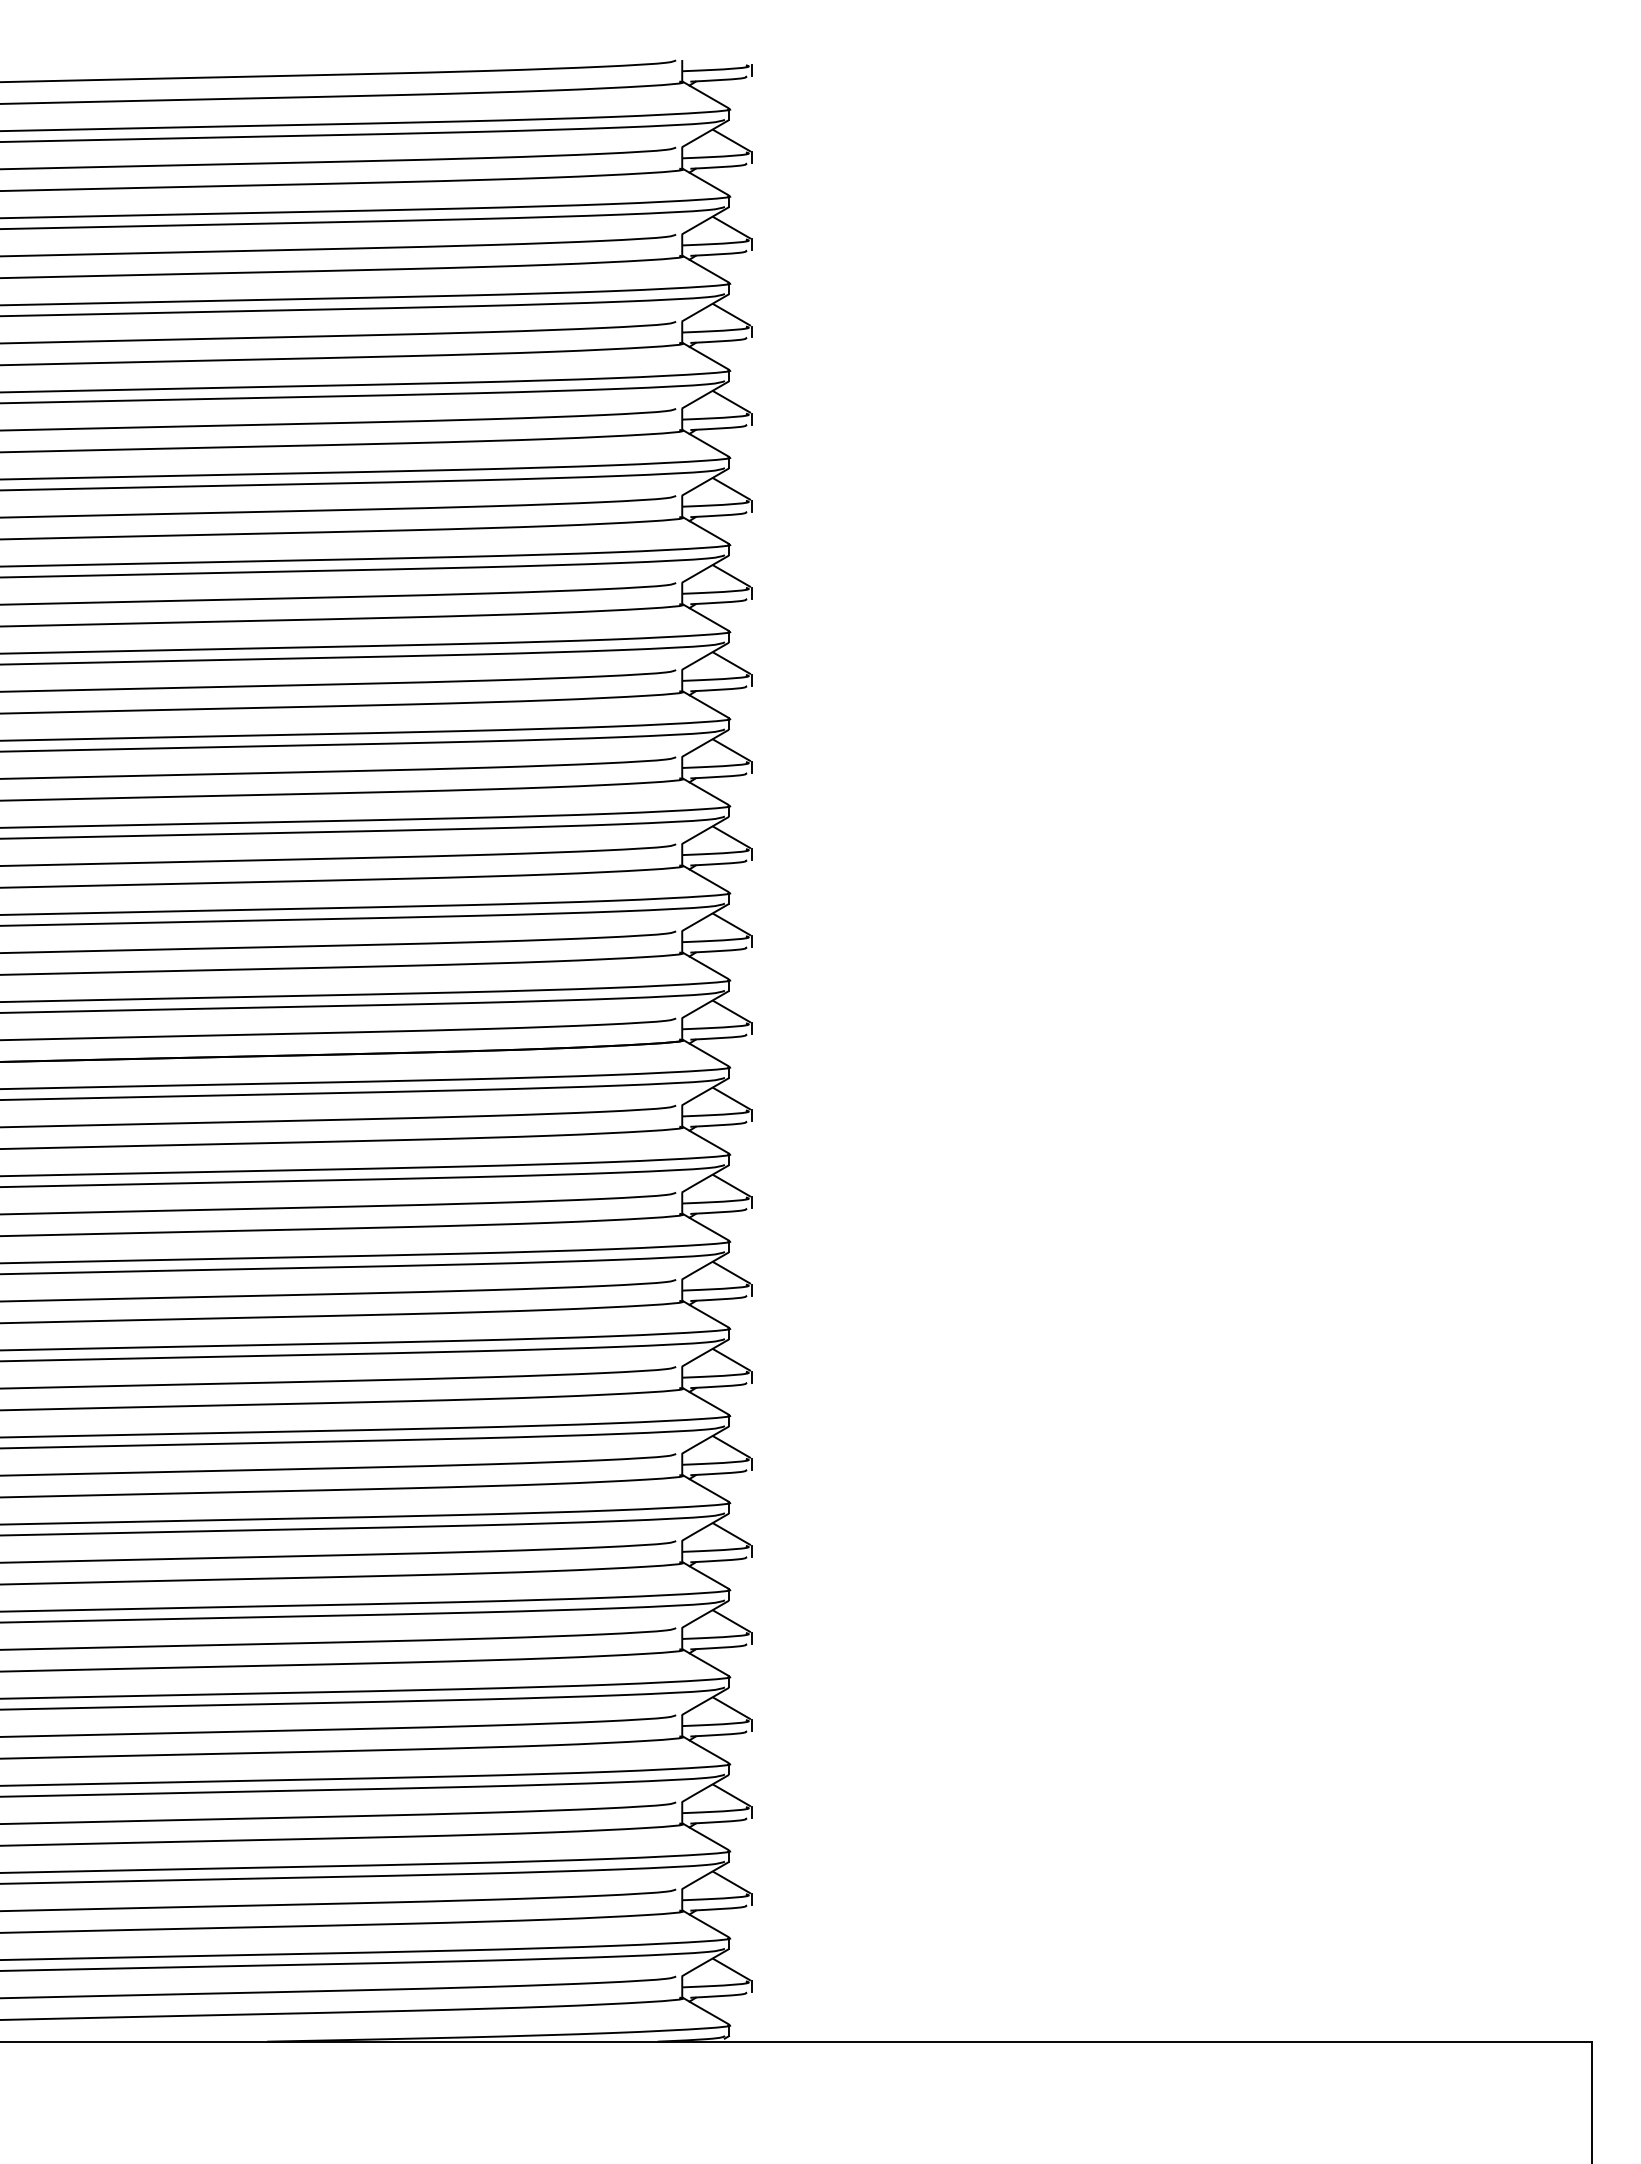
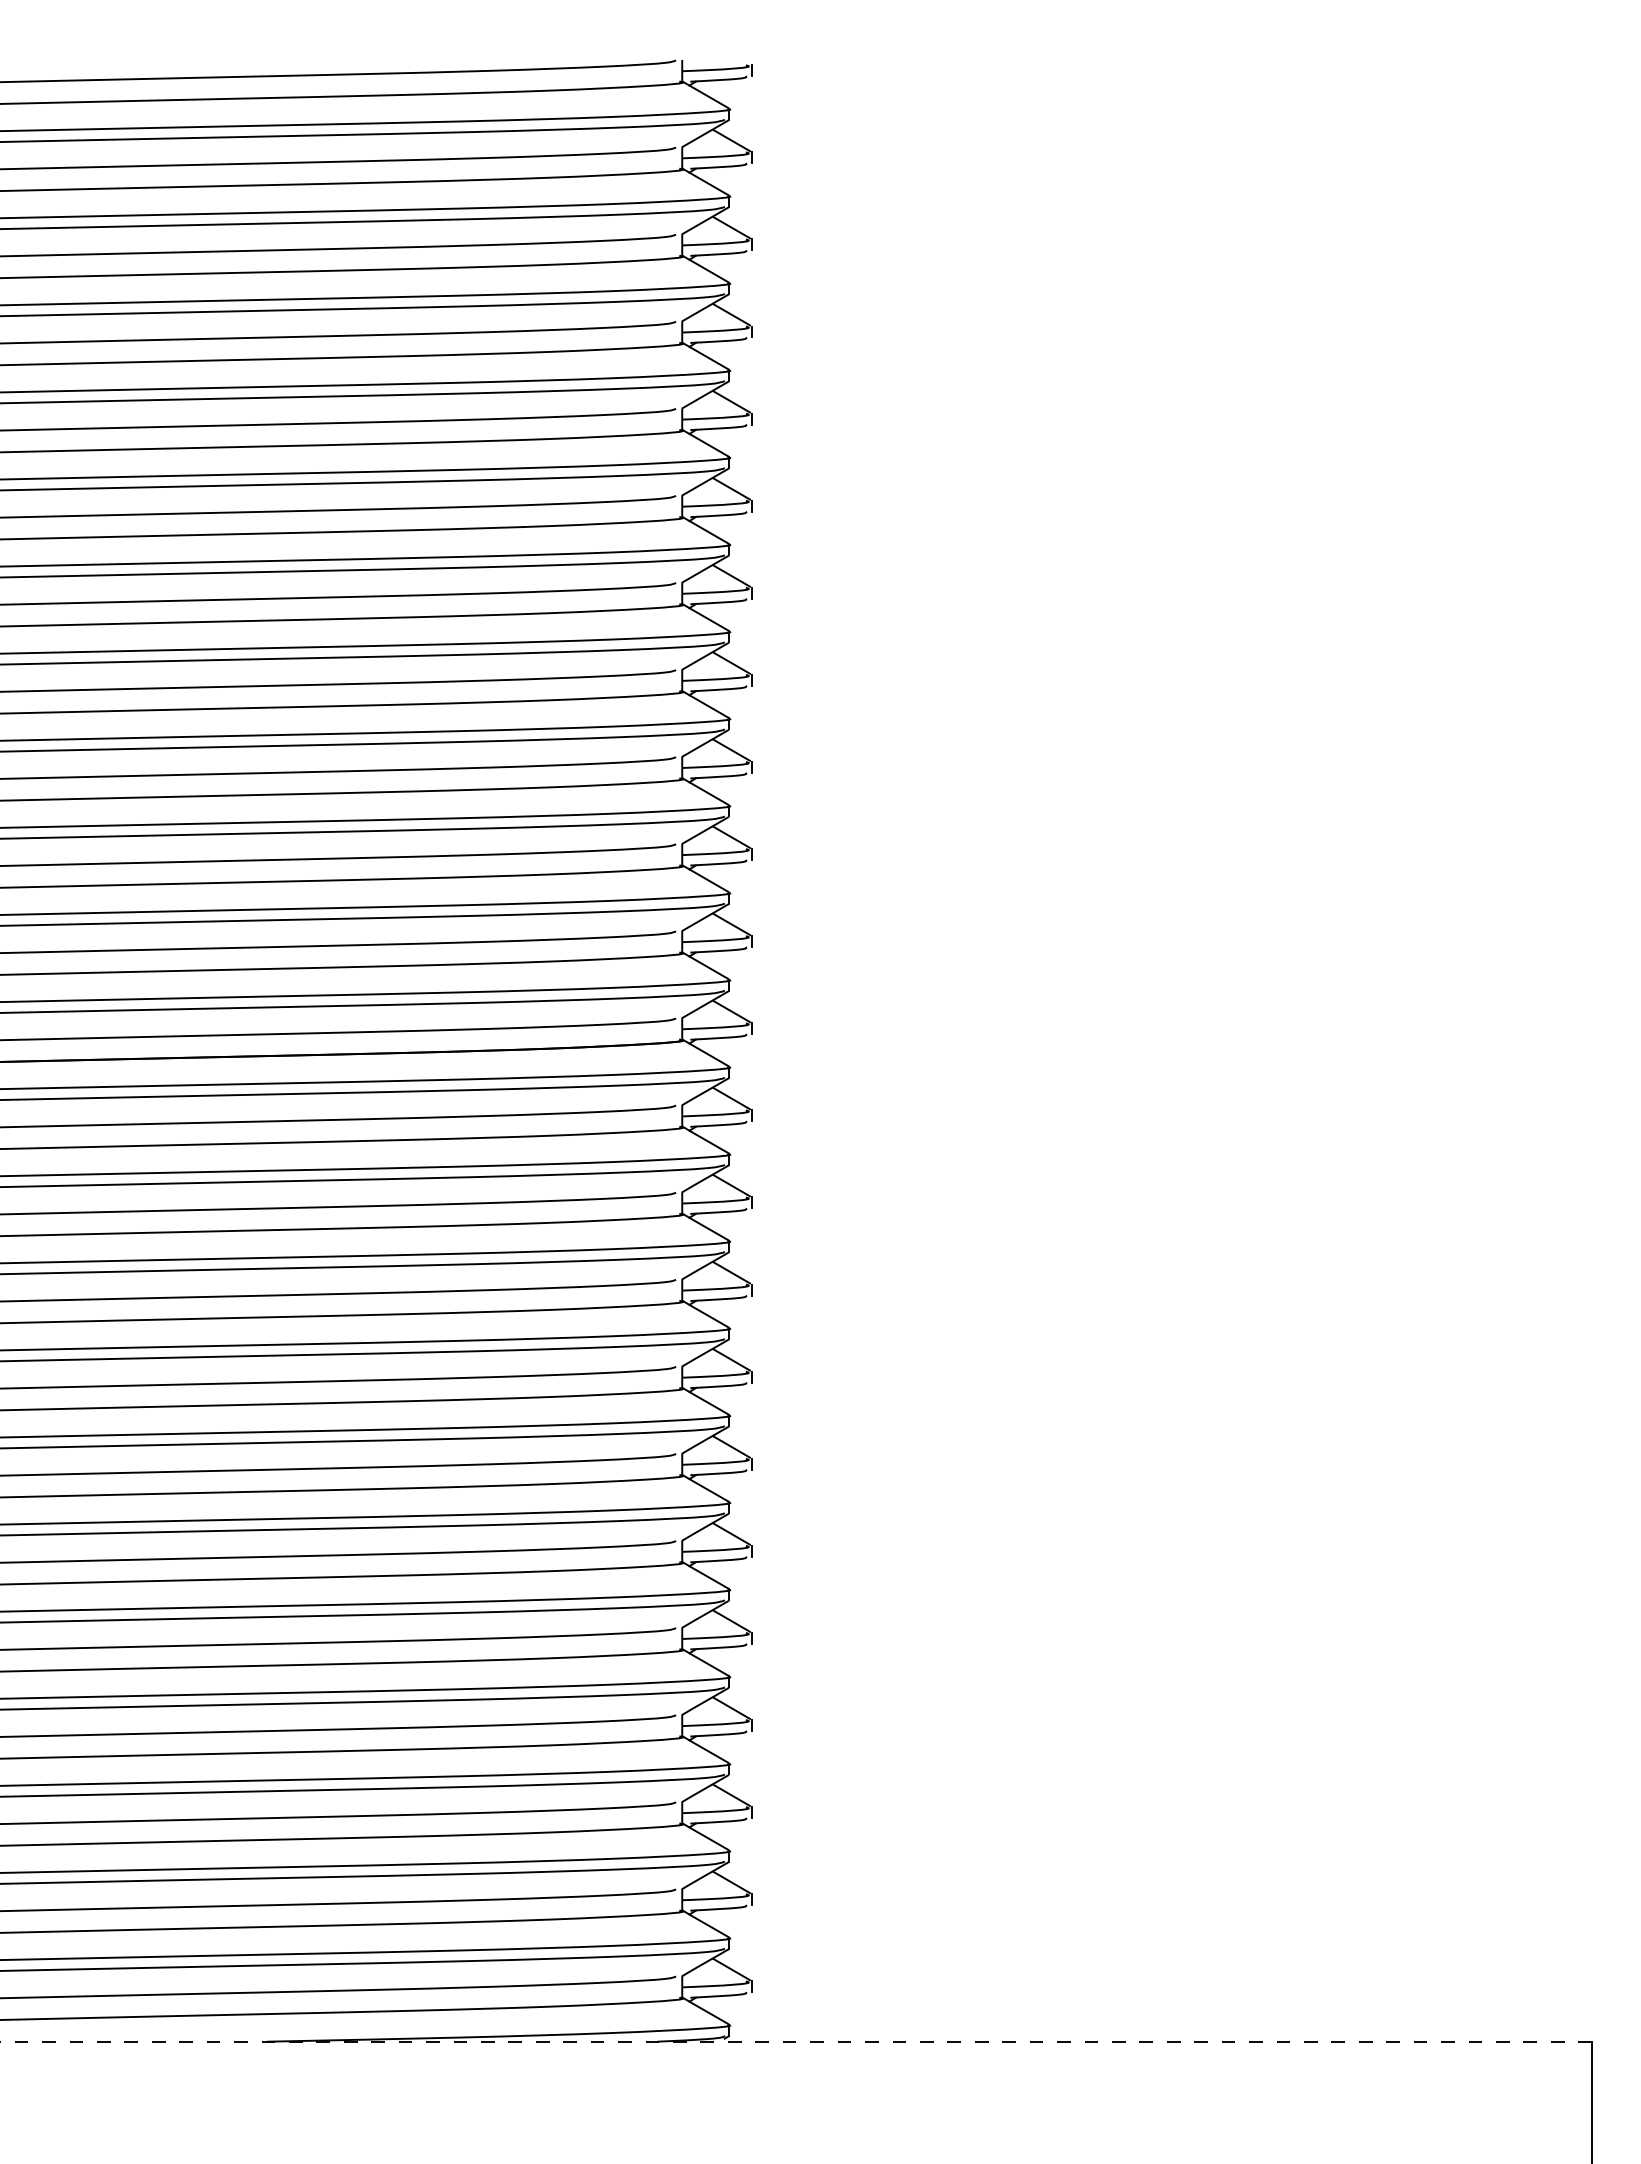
line: solid -> dashed (795, 2041)
